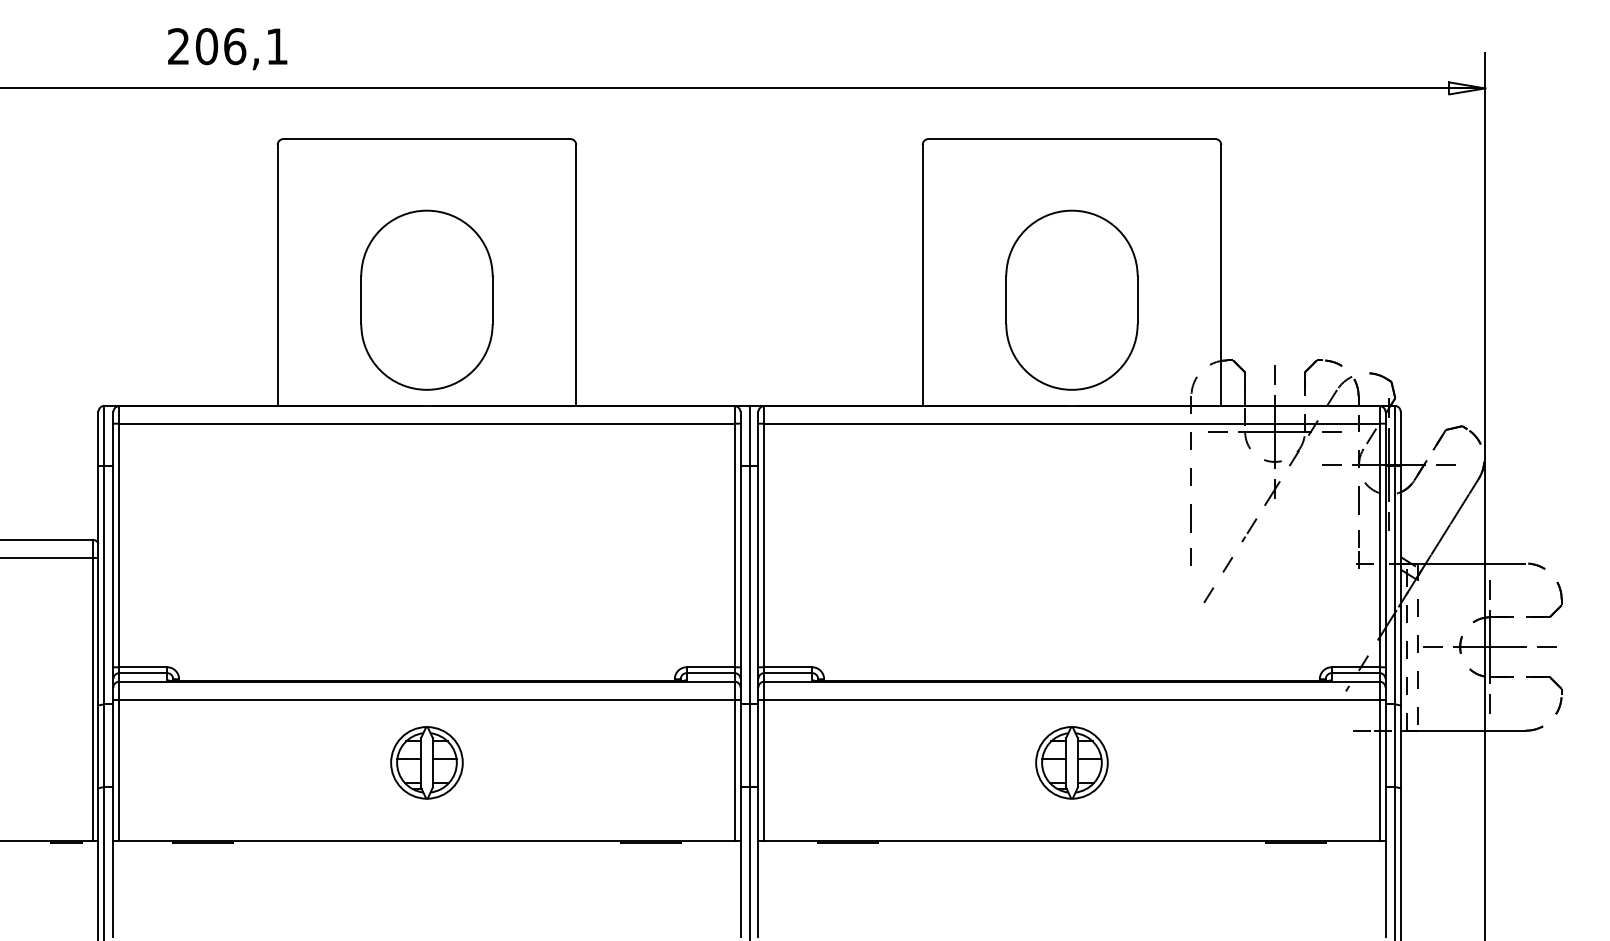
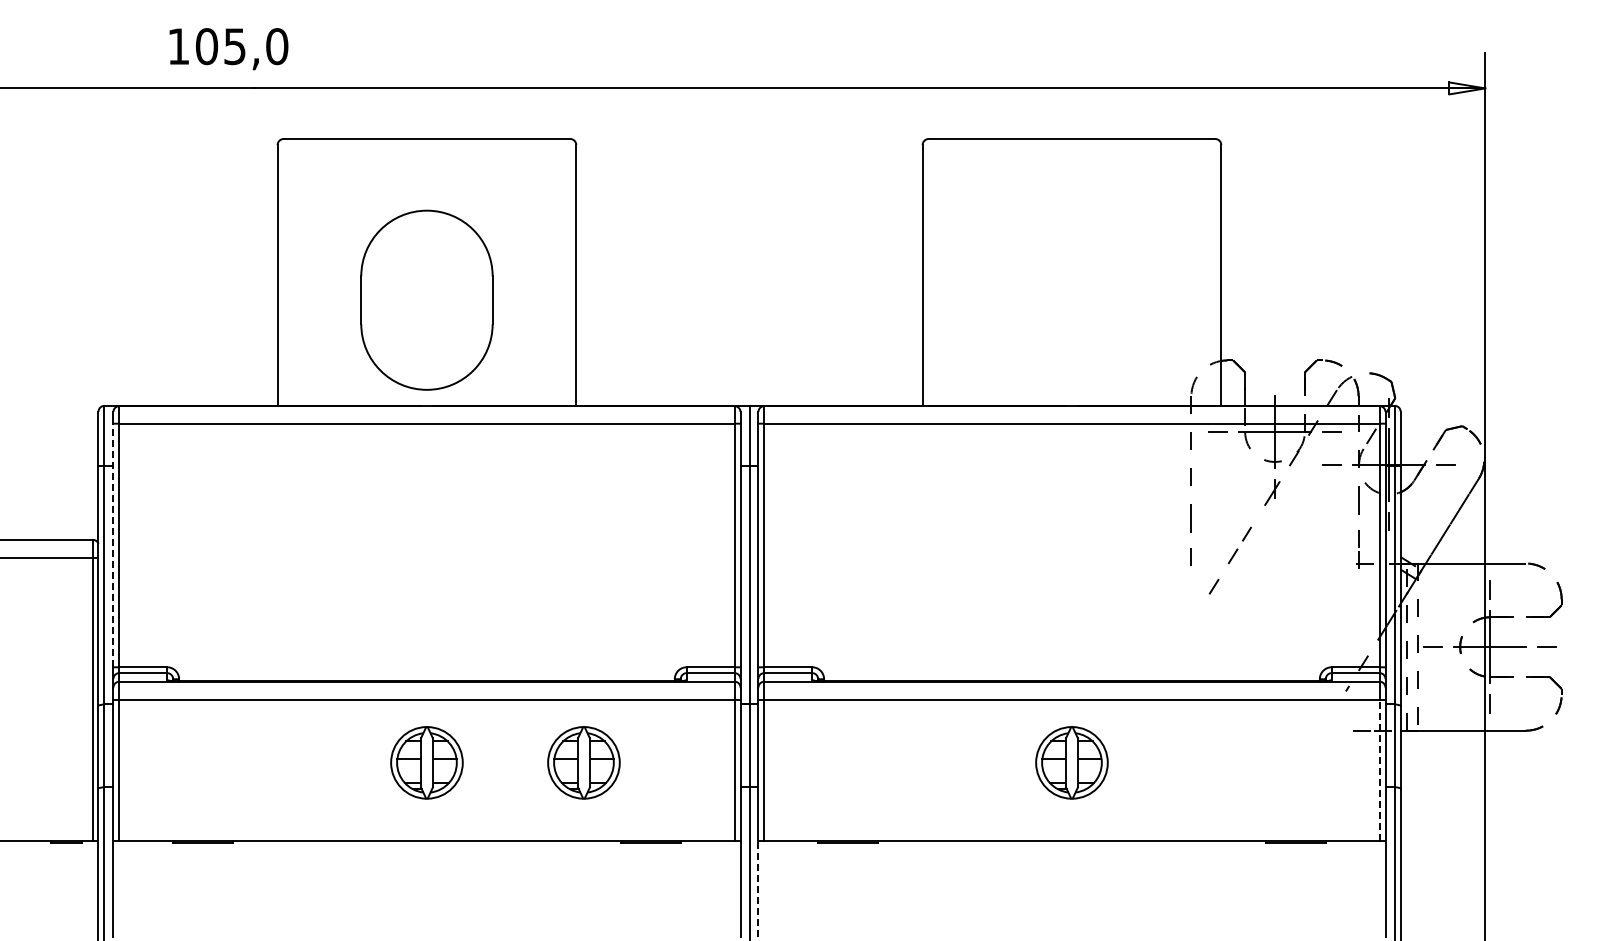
text: 206,1 -> 105,0 (228, 46)
part: present -> none (1071, 299)
line: present -> none (1274, 374)
line: solid -> dashed (113, 545)
part size: 55x85 px -> 44x69 px (1229, 560)
part: none -> present (583, 762)
line: solid -> dashed (1379, 769)
line: solid -> dashed (758, 888)
